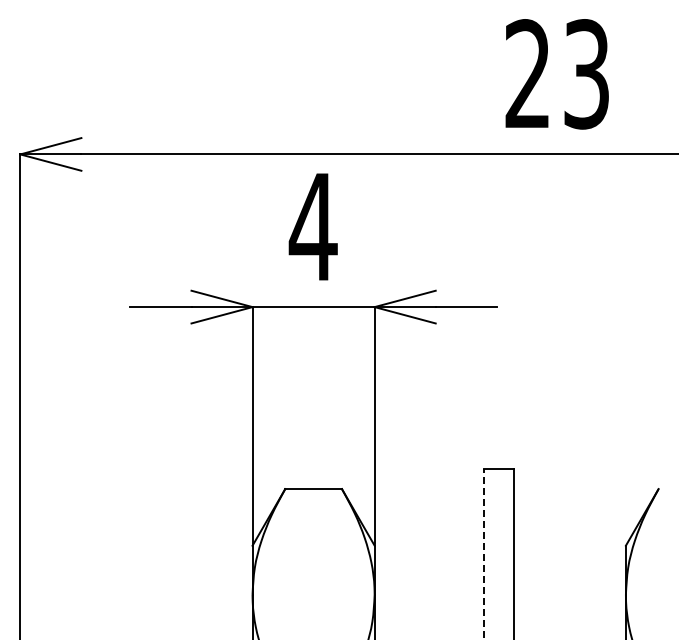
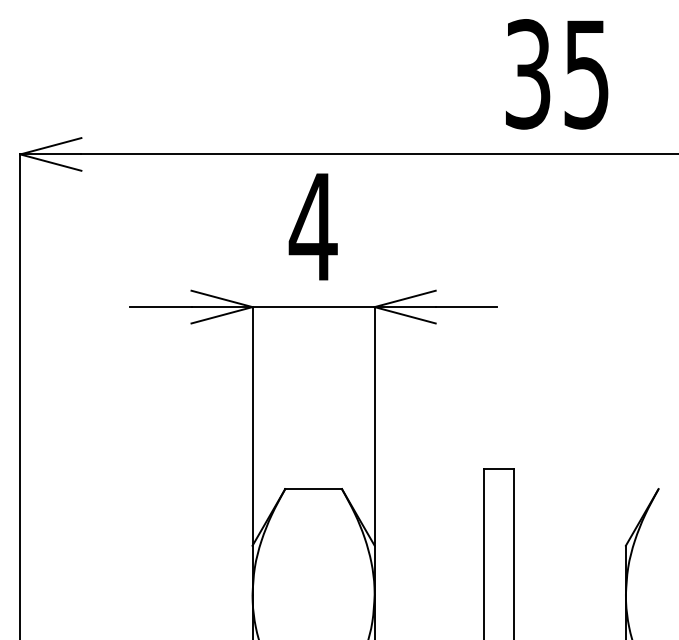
text: 23 -> 35 (556, 74)
line: dashed -> solid (483, 554)
